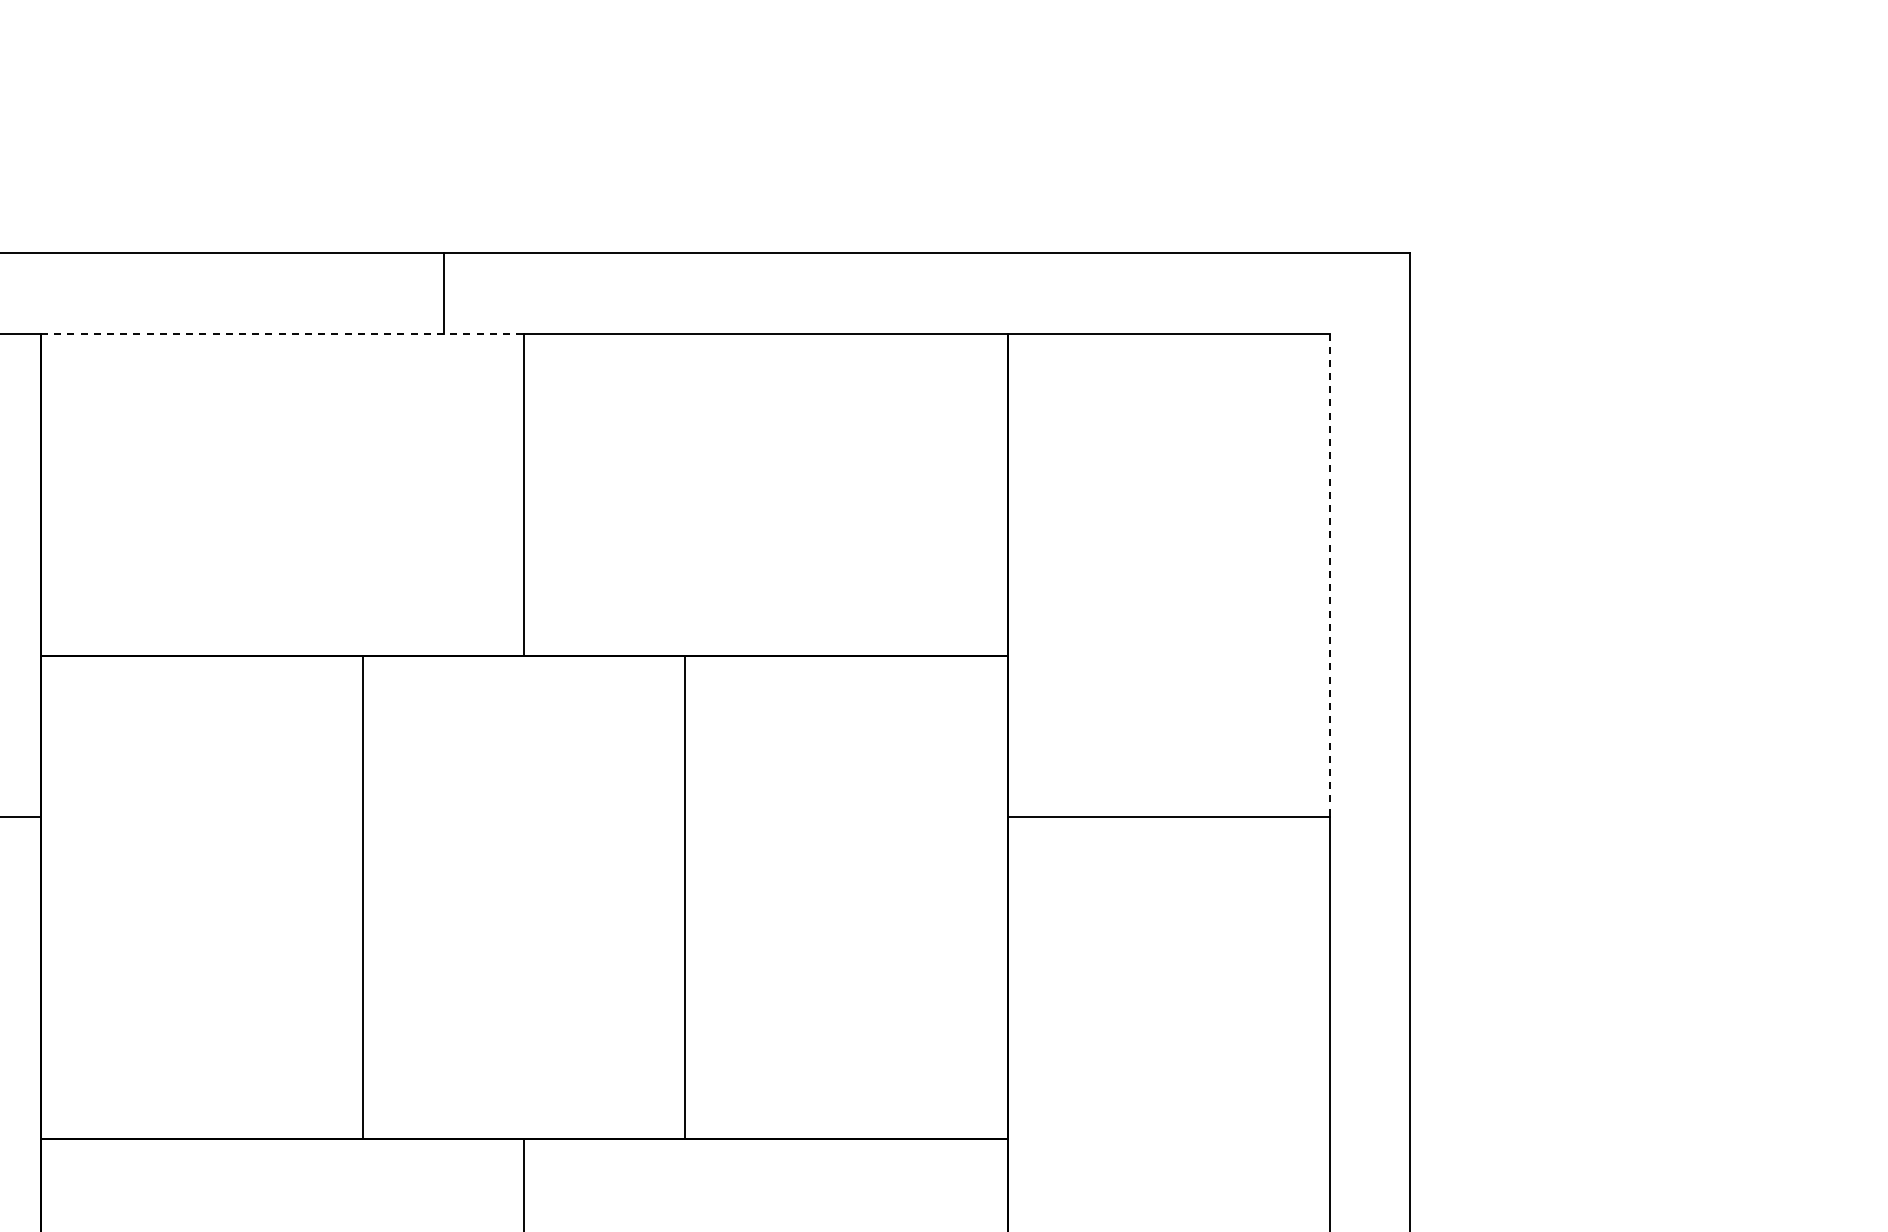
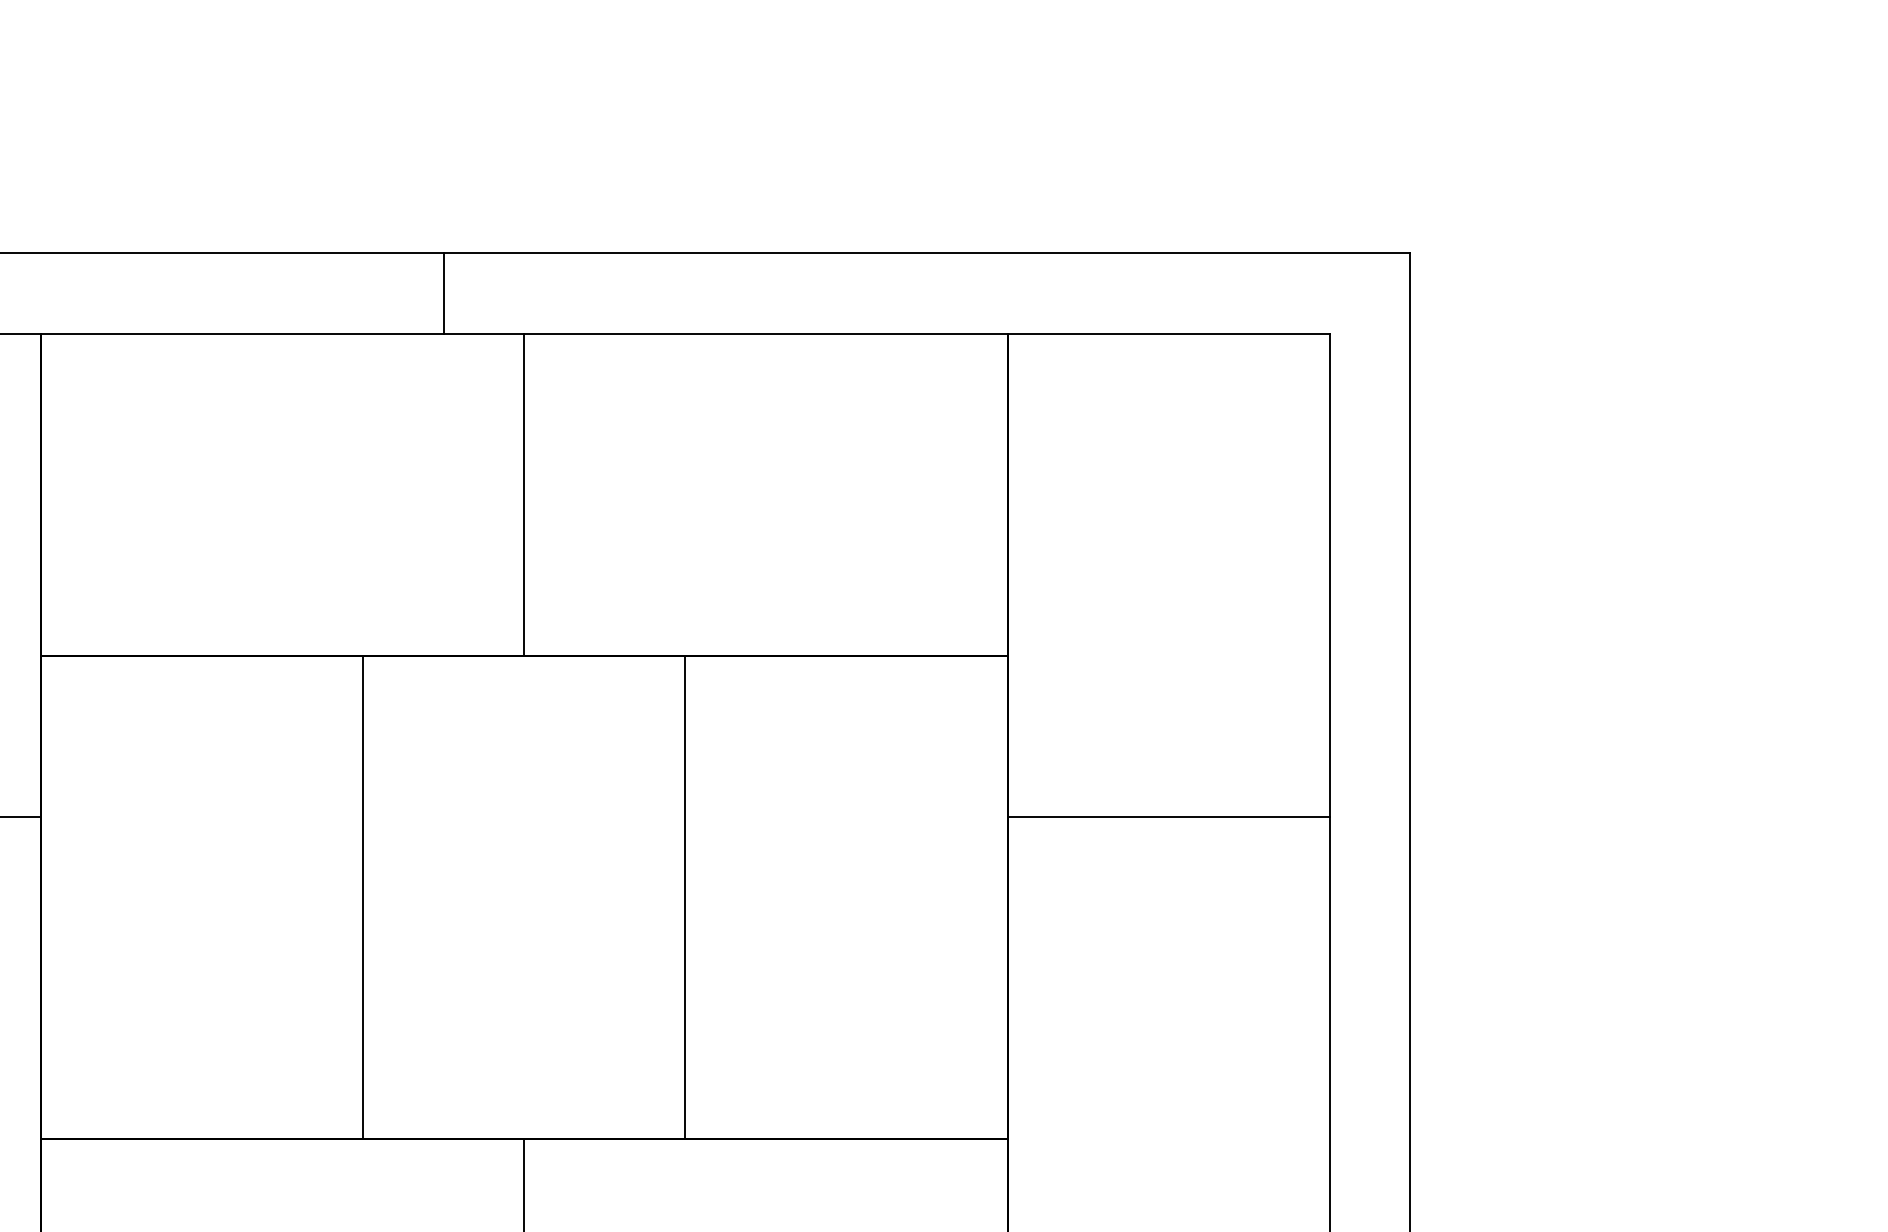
line: dashed -> solid (282, 333)
line: dashed -> solid (1329, 575)
